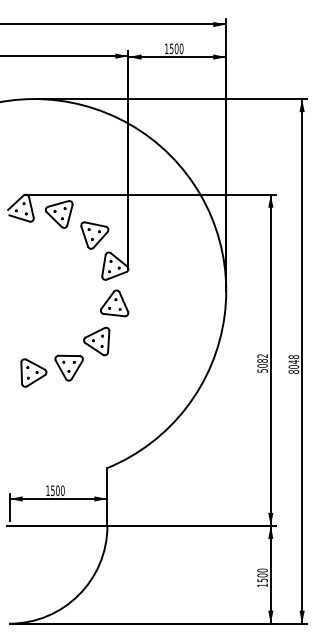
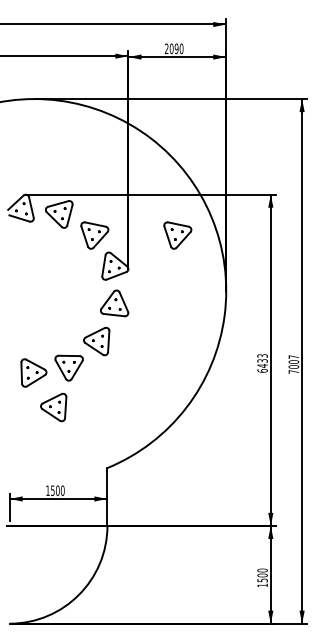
text: 1500 -> 2090 (171, 48)
part: none -> present (177, 235)
text: 5082 -> 6433 (262, 363)
text: 8048 -> 7007 (293, 364)
part: none -> present (53, 407)
